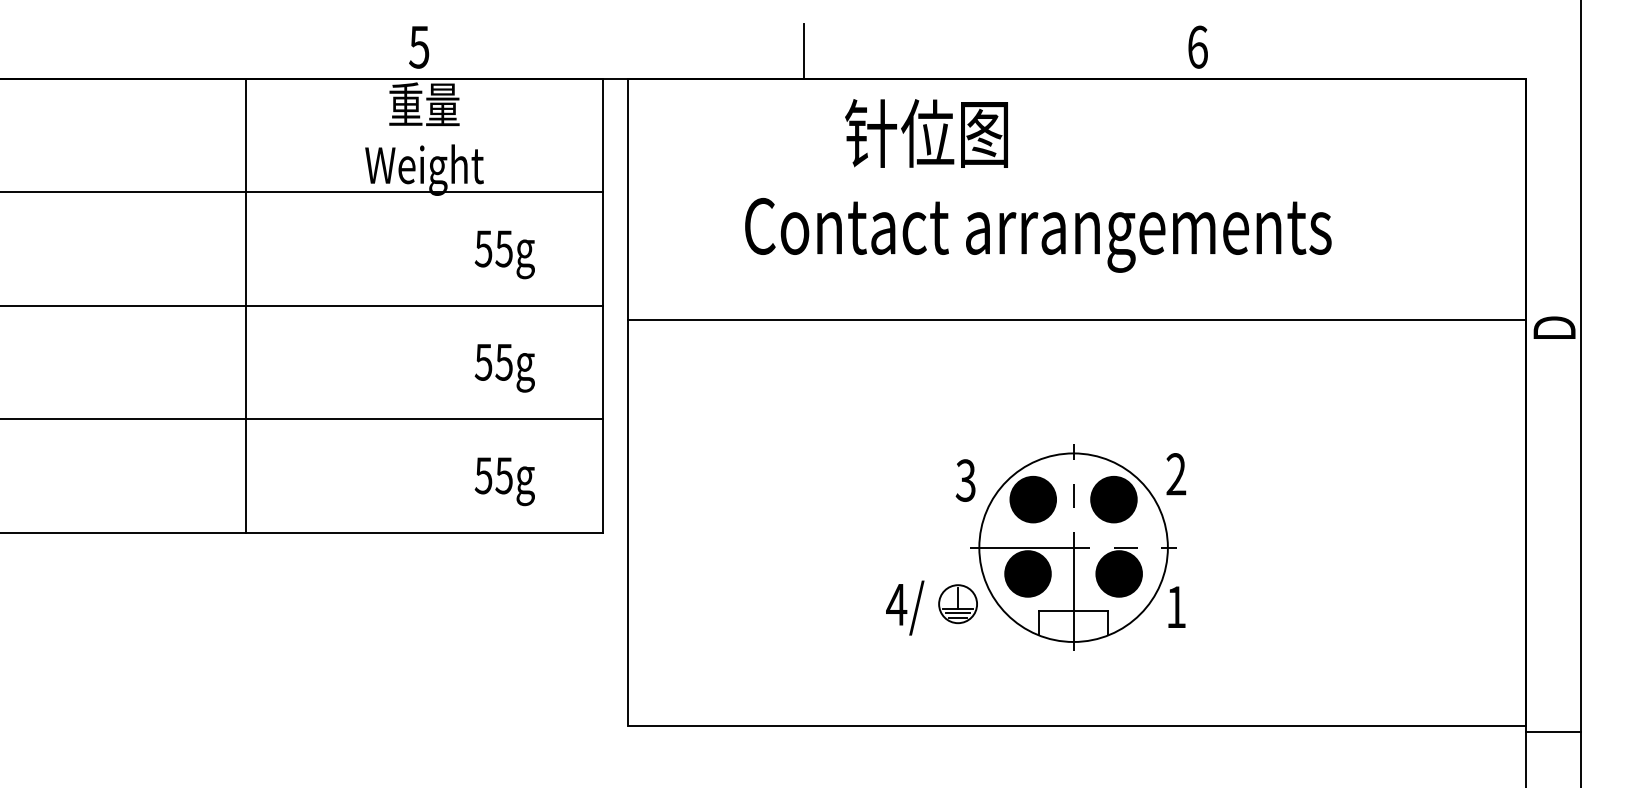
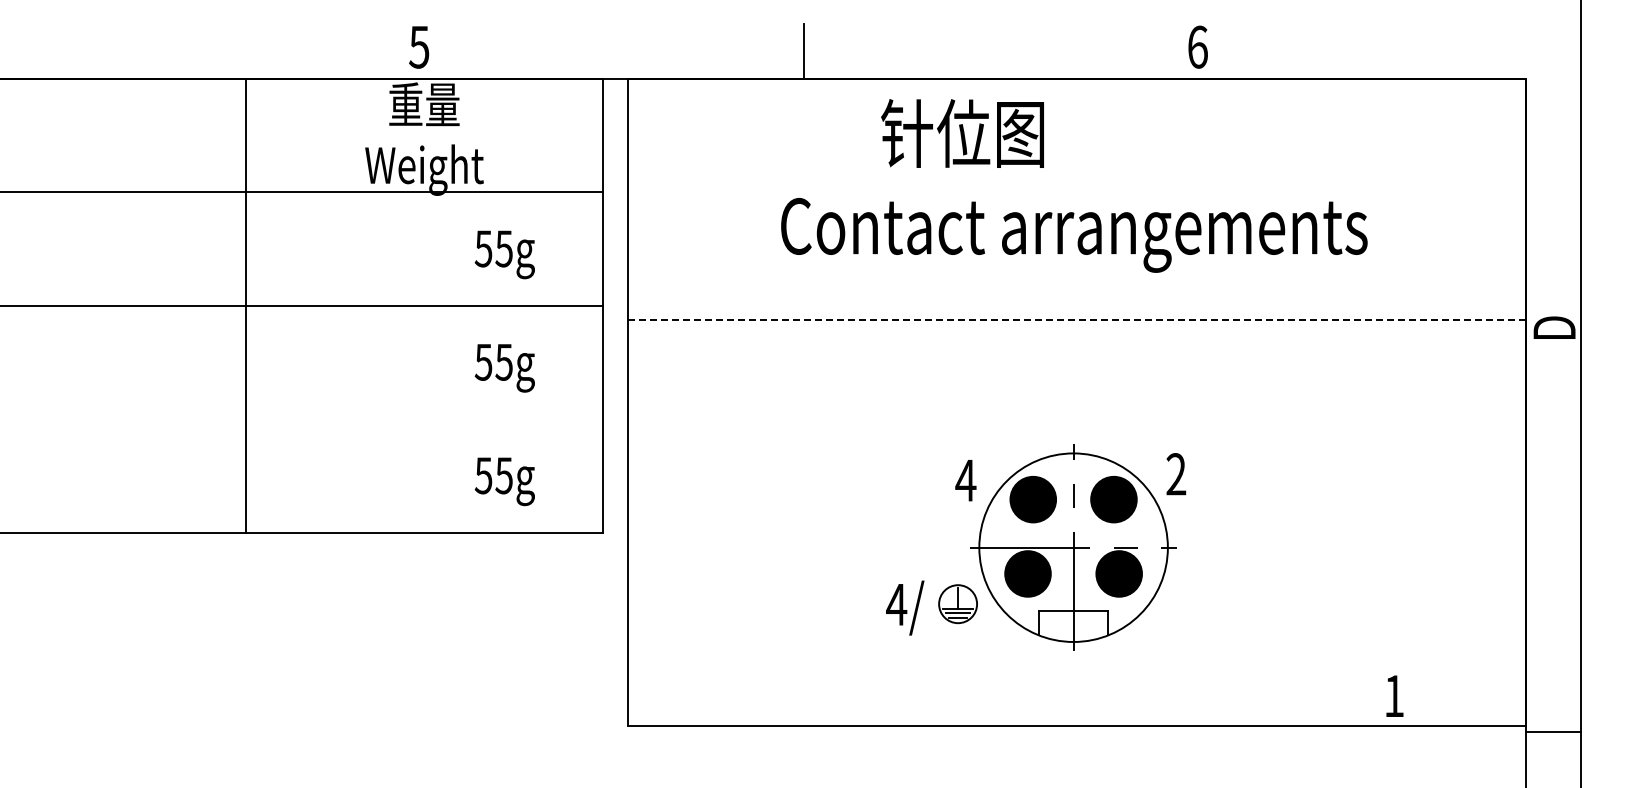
text position: (1038, 185) -> (1074, 185) (1074, 185)
line: solid -> dashed (1077, 319)
line: present -> none (302, 419)
text: 3 -> 4 (965, 480)
text position: (1176, 606) -> (1394, 695) (1394, 695)
